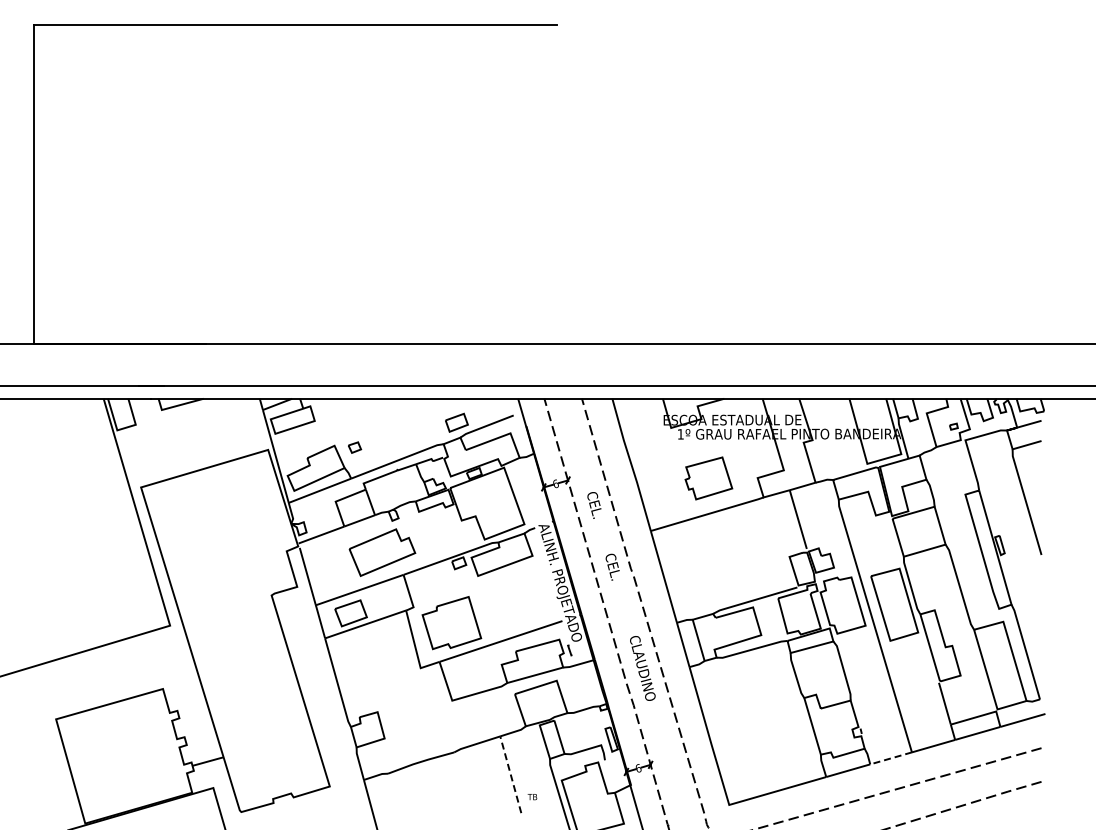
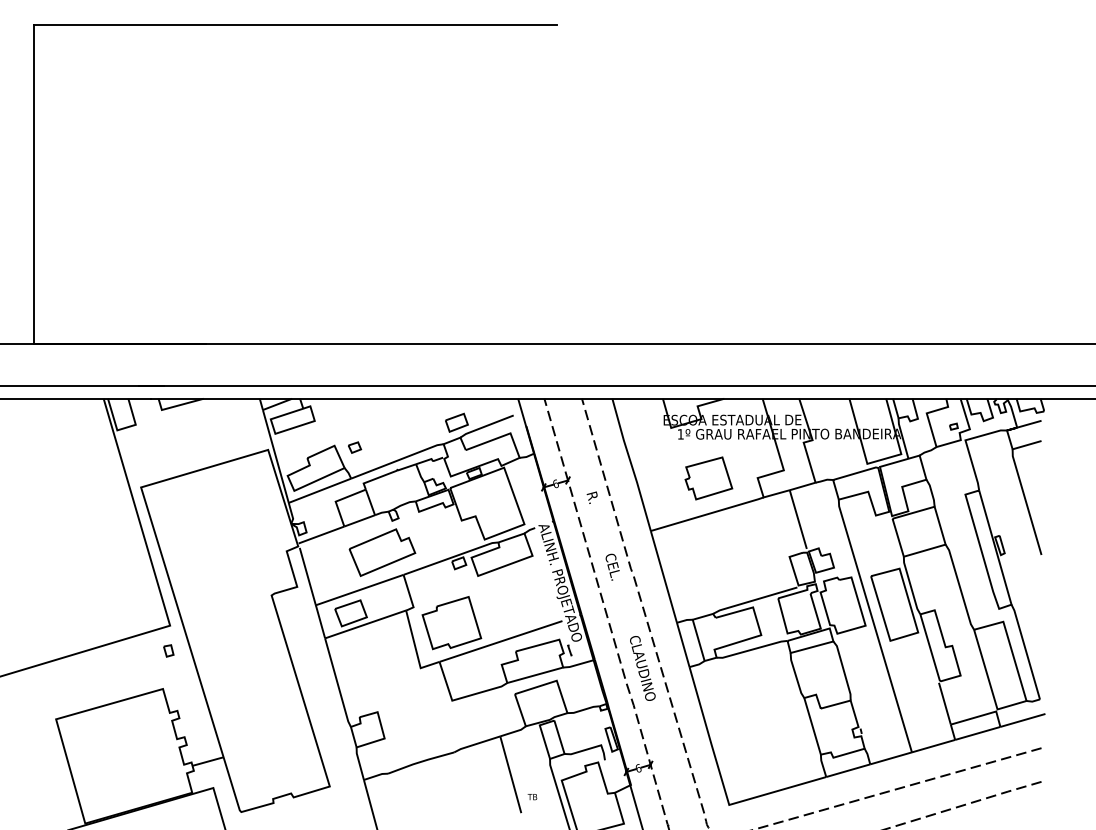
text: CEL. -> R. (593, 504)
part: none -> present (168, 650)
line: dashed -> solid (891, 758)
line: dashed -> solid (510, 774)
